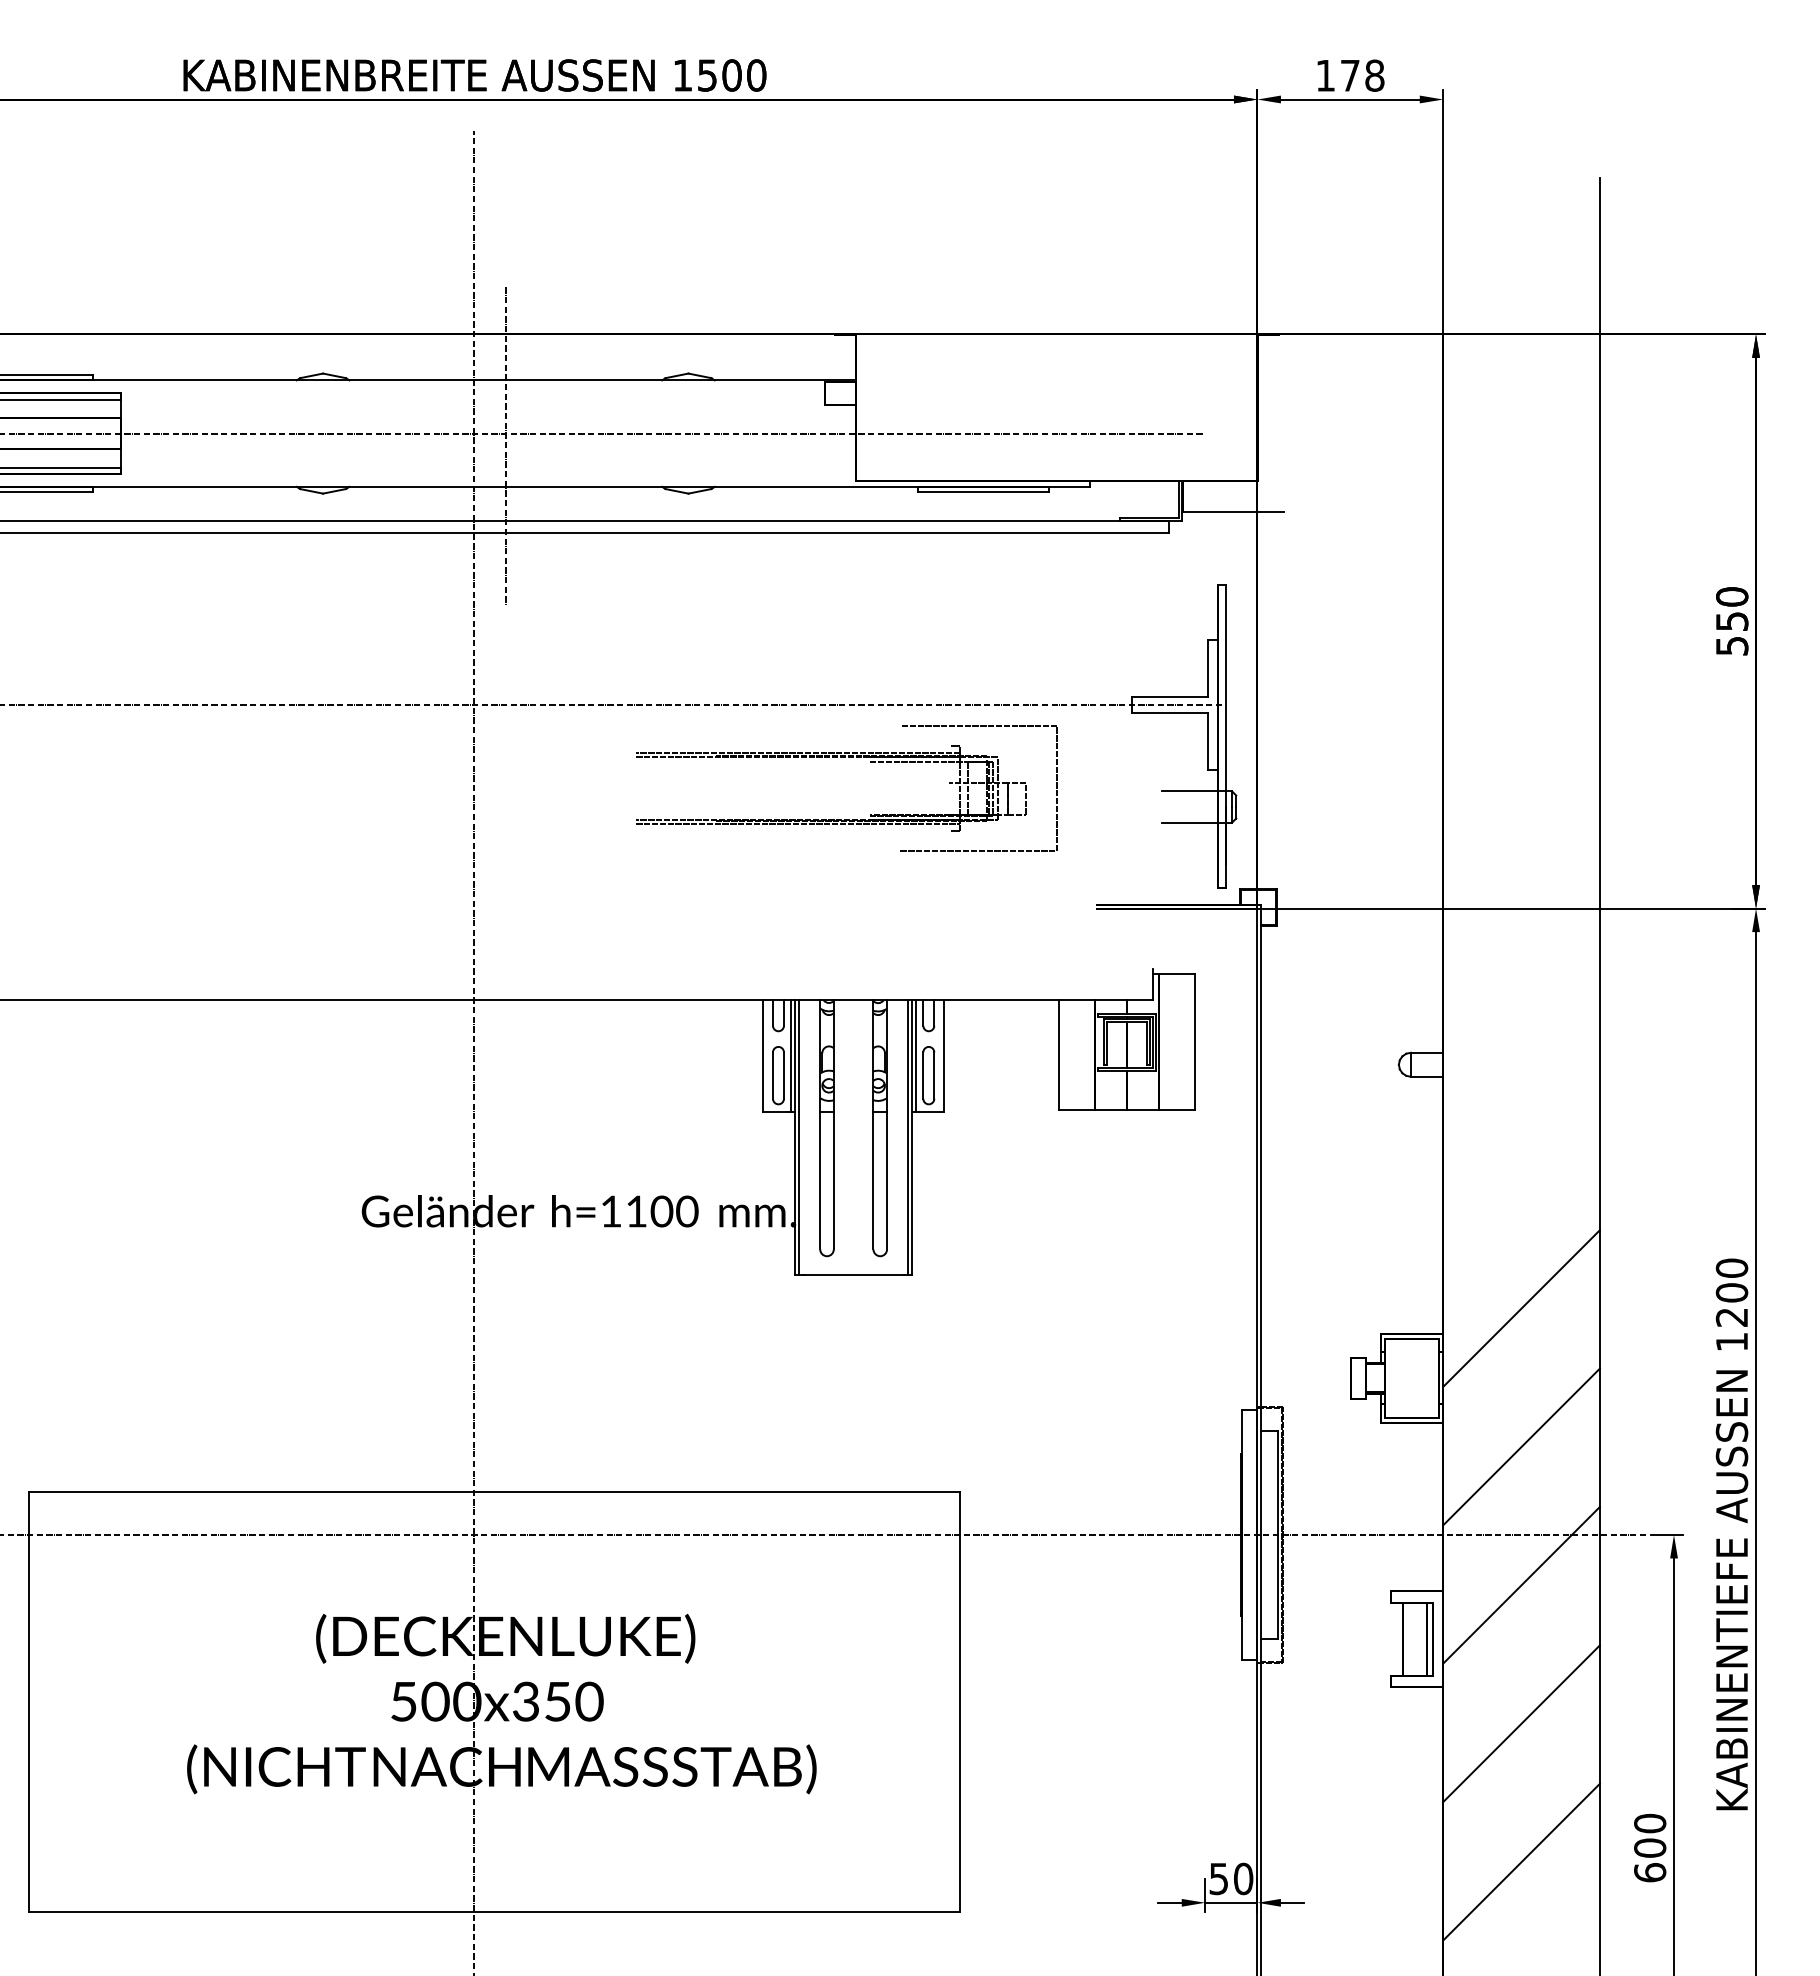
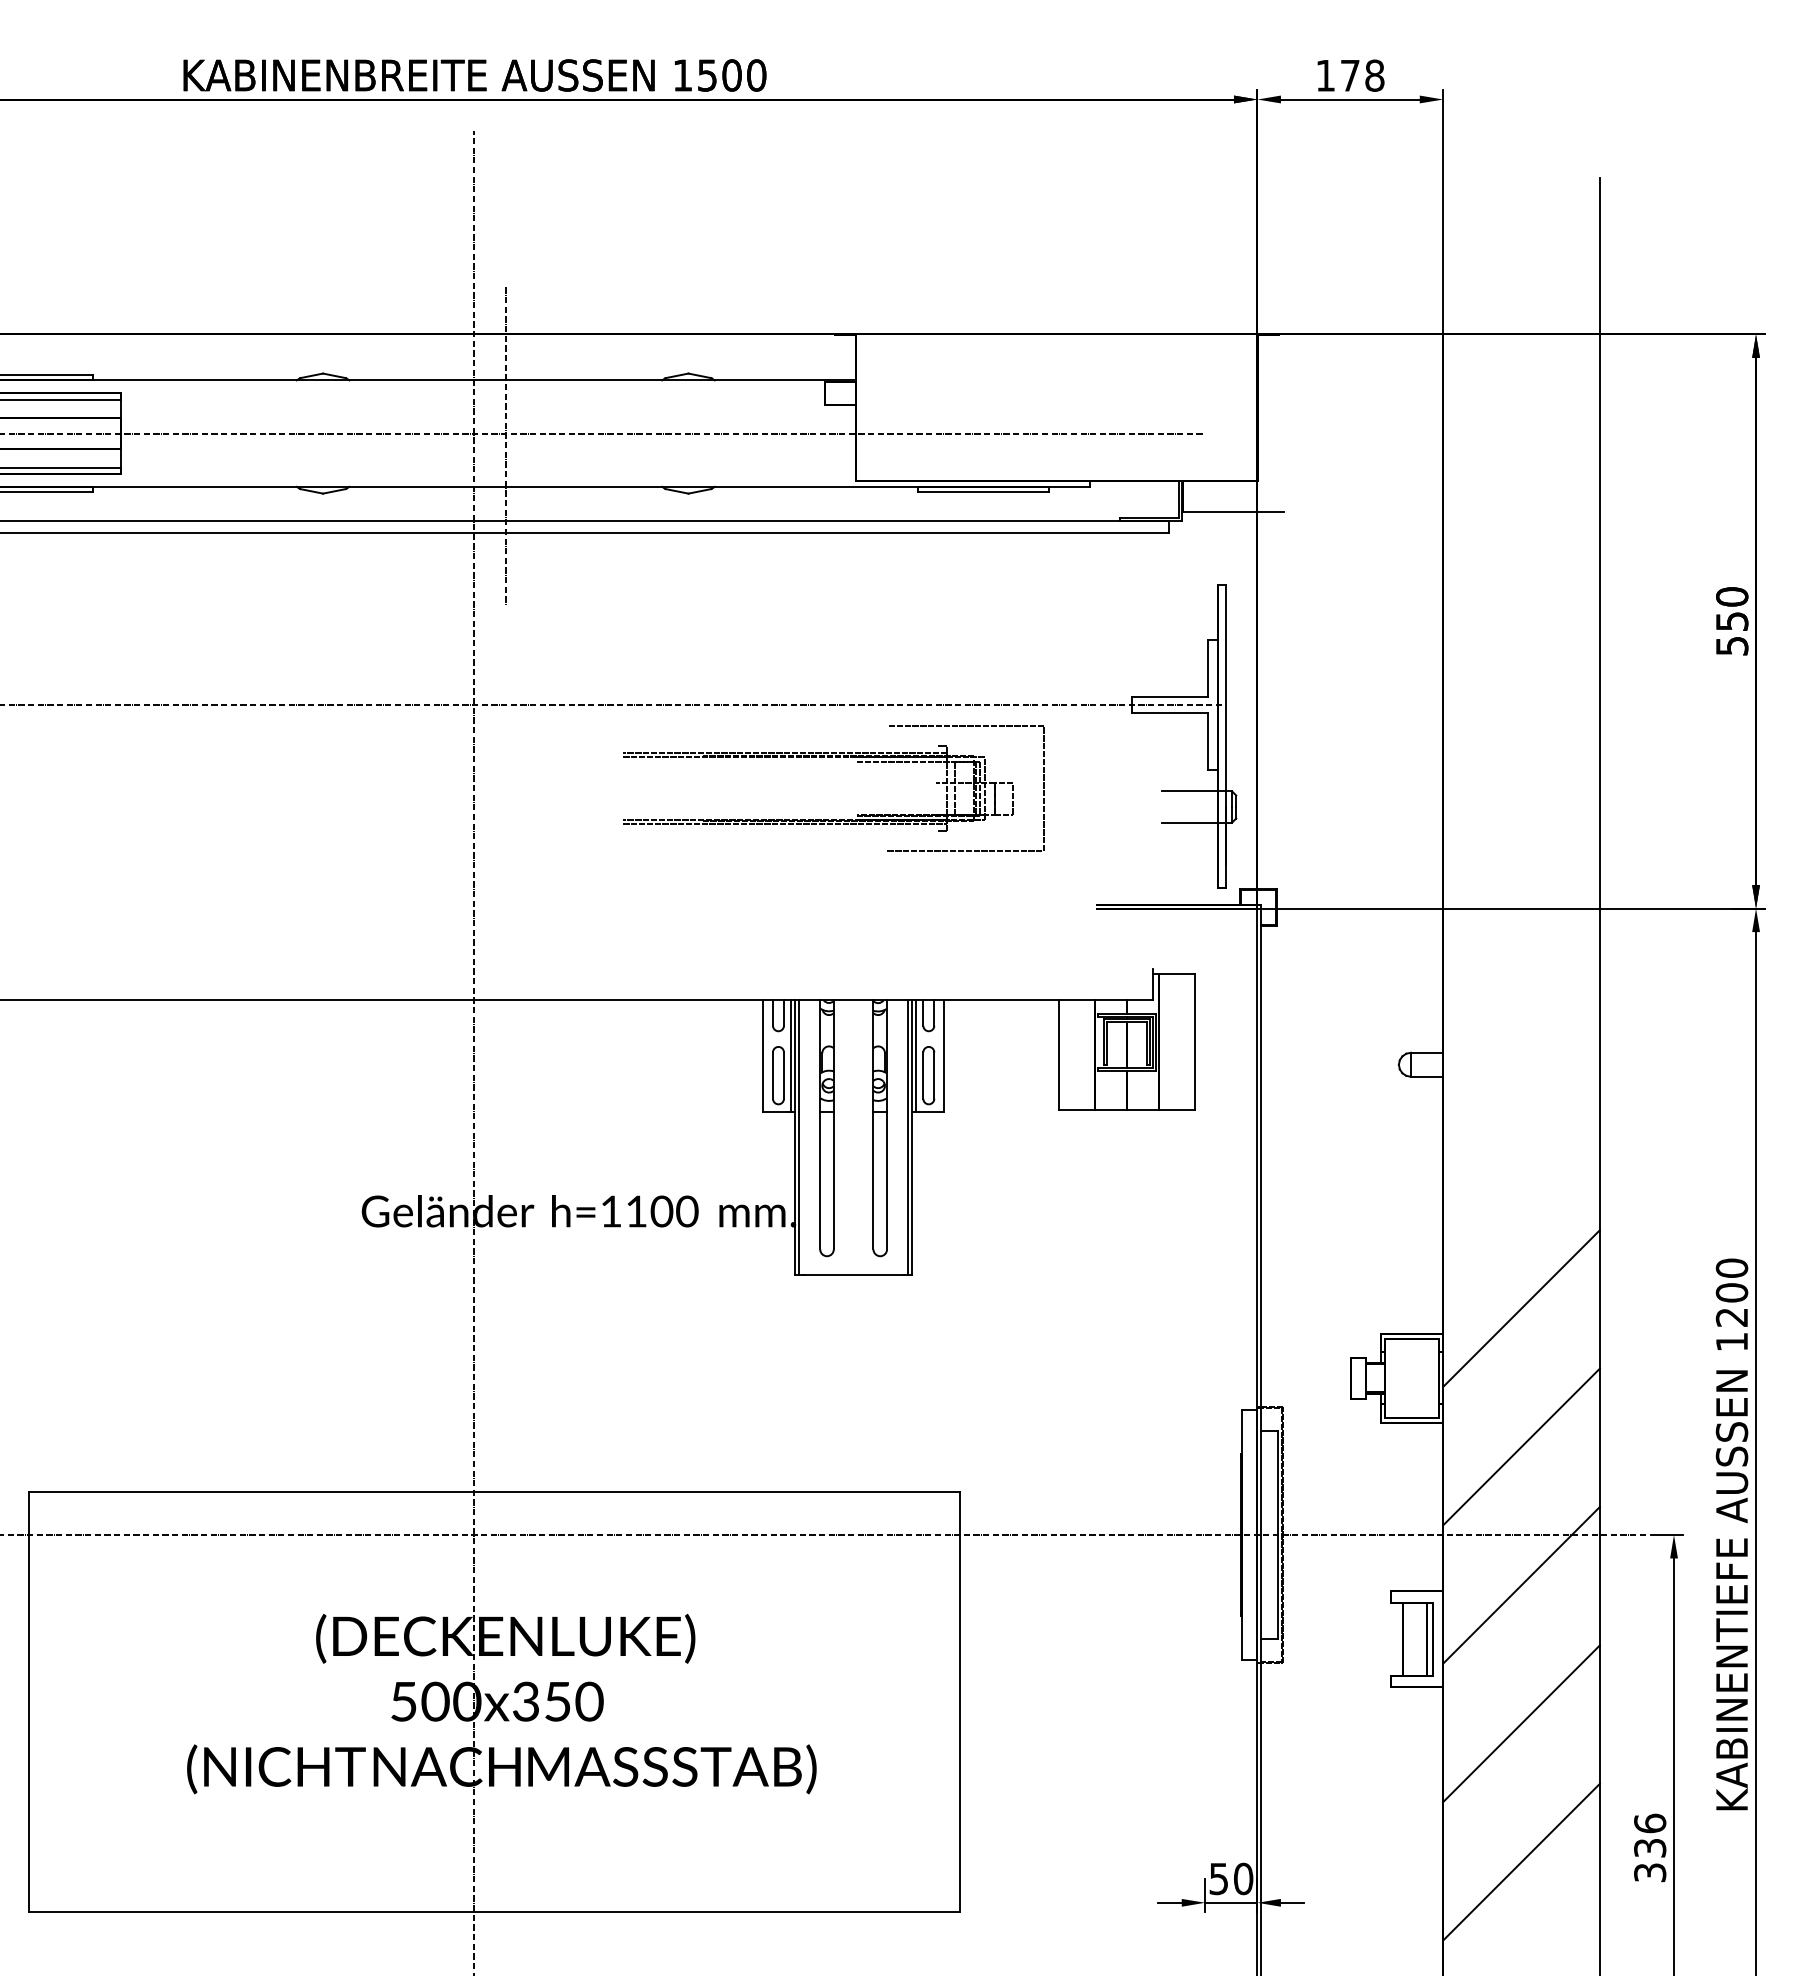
part position: (846, 819) -> (833, 819) (833, 819)
text: 600 -> 336 (1650, 1847)
